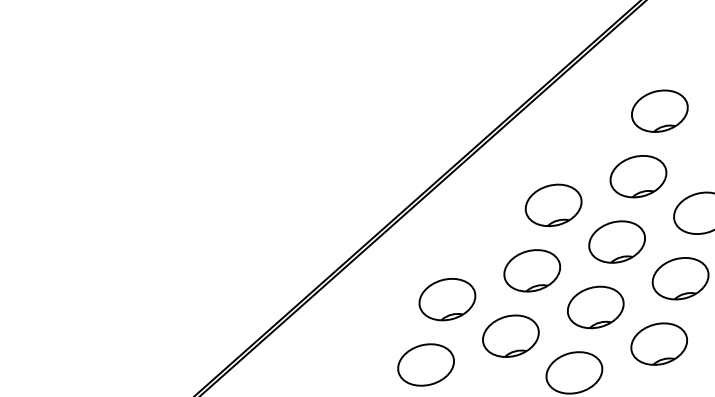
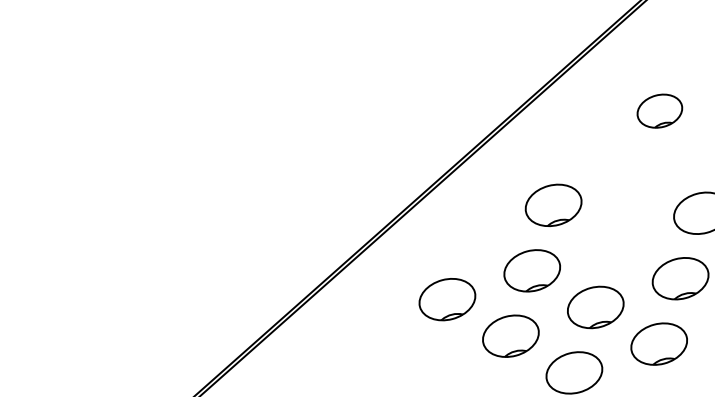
part size: 58x44 px -> 48x36 px (659, 110)
part: present -> none (638, 176)
part: present -> none (616, 241)
part: present -> none (425, 364)
